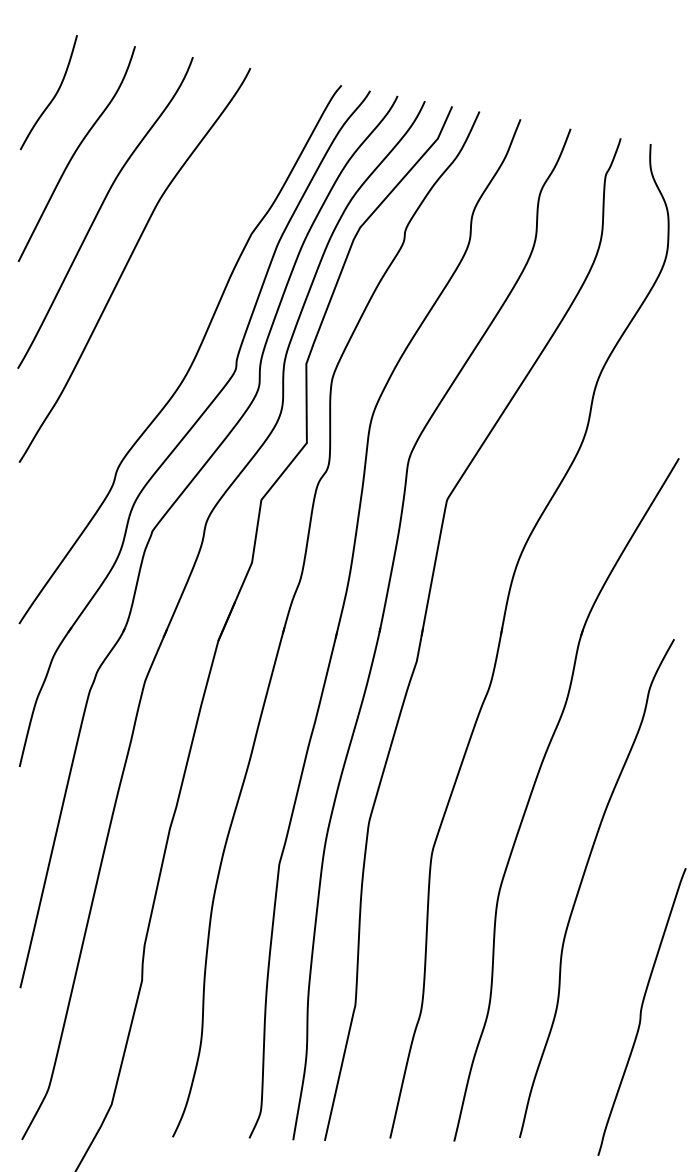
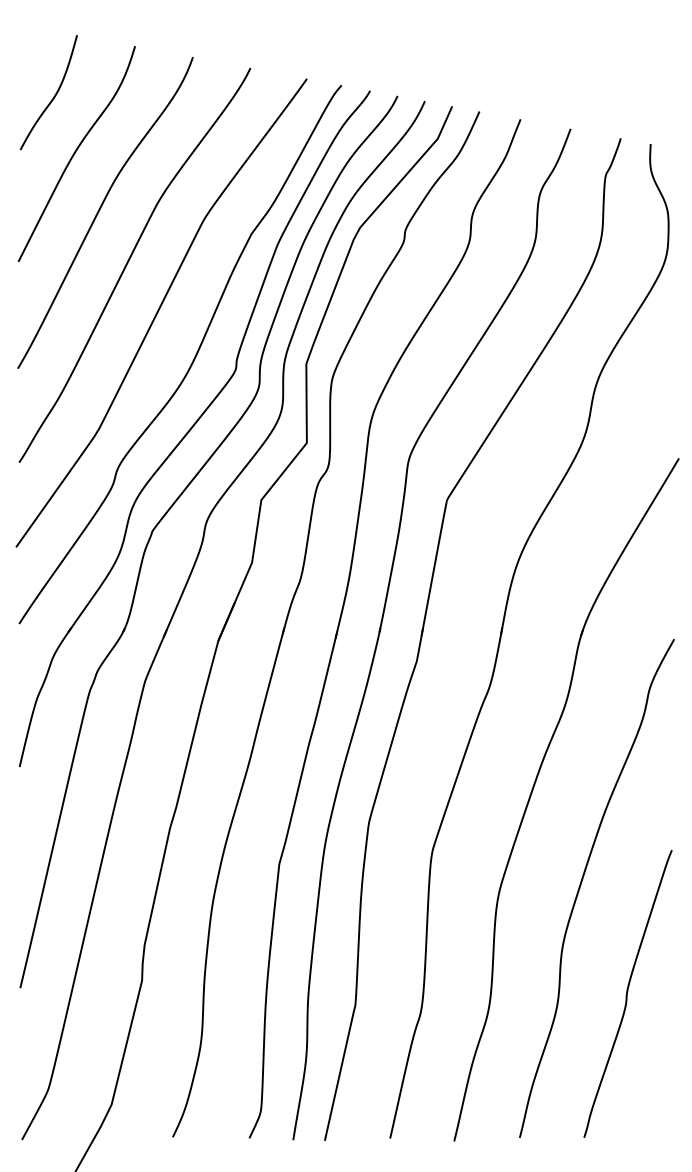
curve: none -> present (159, 310)
curve position: (641, 1011) -> (627, 993) (627, 993)
